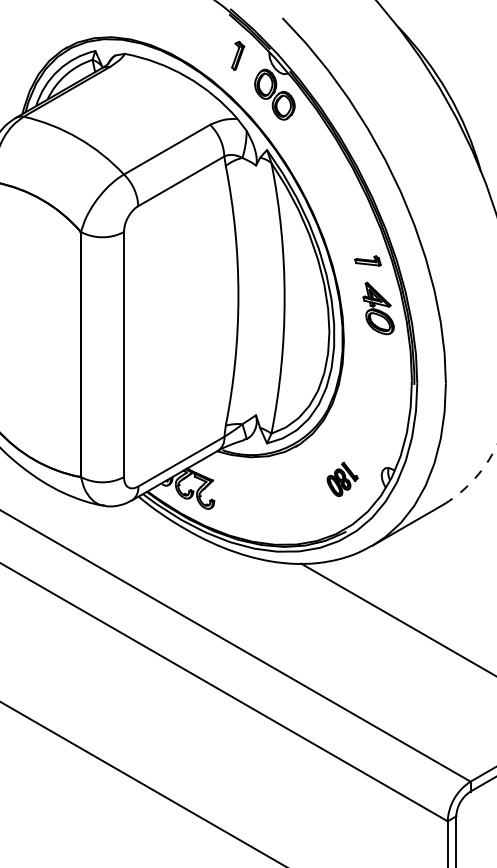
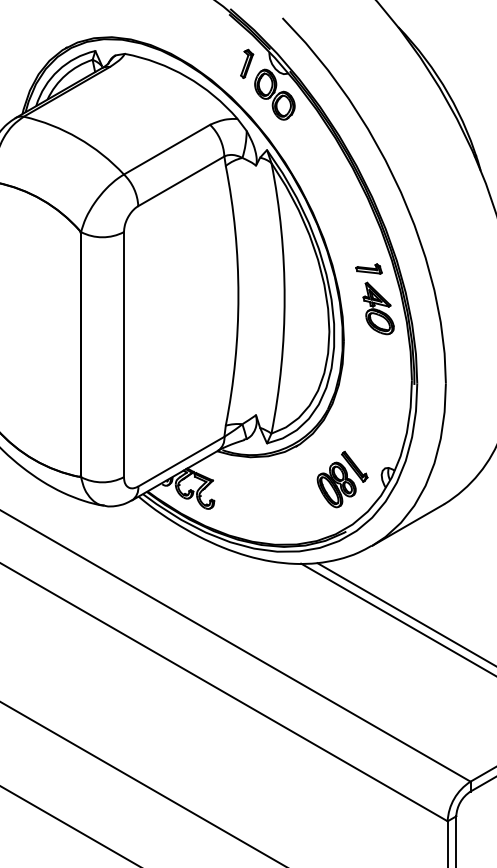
part position: (238, 55) -> (247, 63) (247, 63)
part position: (367, 260) -> (368, 268) (368, 268)
part size: 33x36 px -> 53x59 px (342, 479)
arc: dashed -> solid (474, 478)
line: none -> present (405, 613)
line: none -> present (69, 825)
